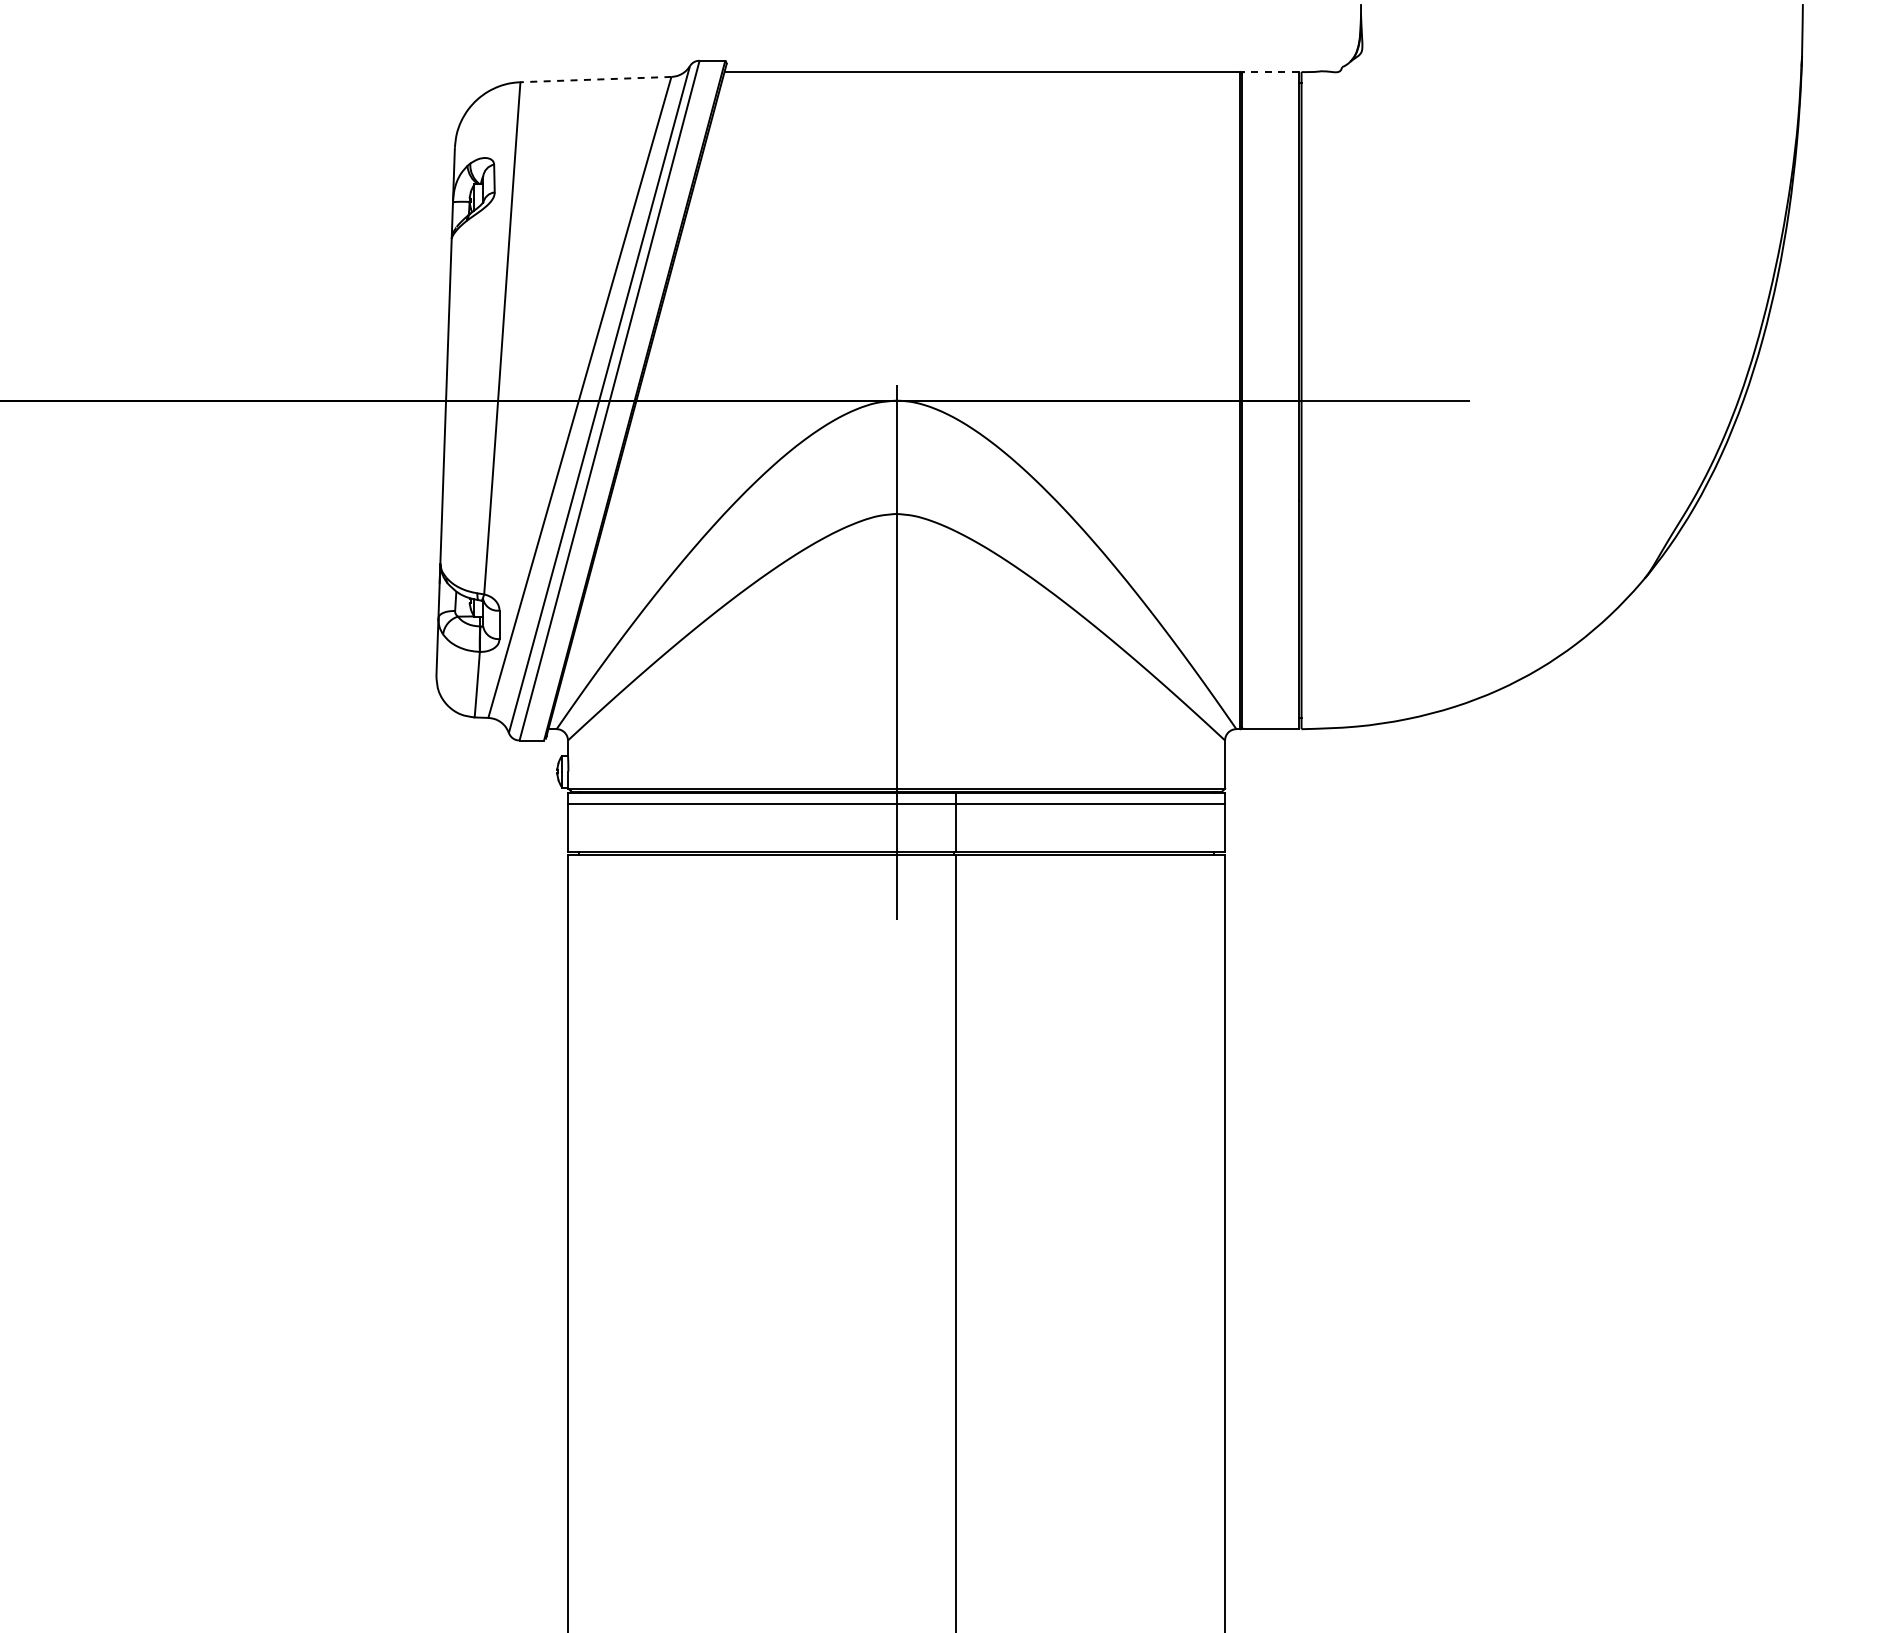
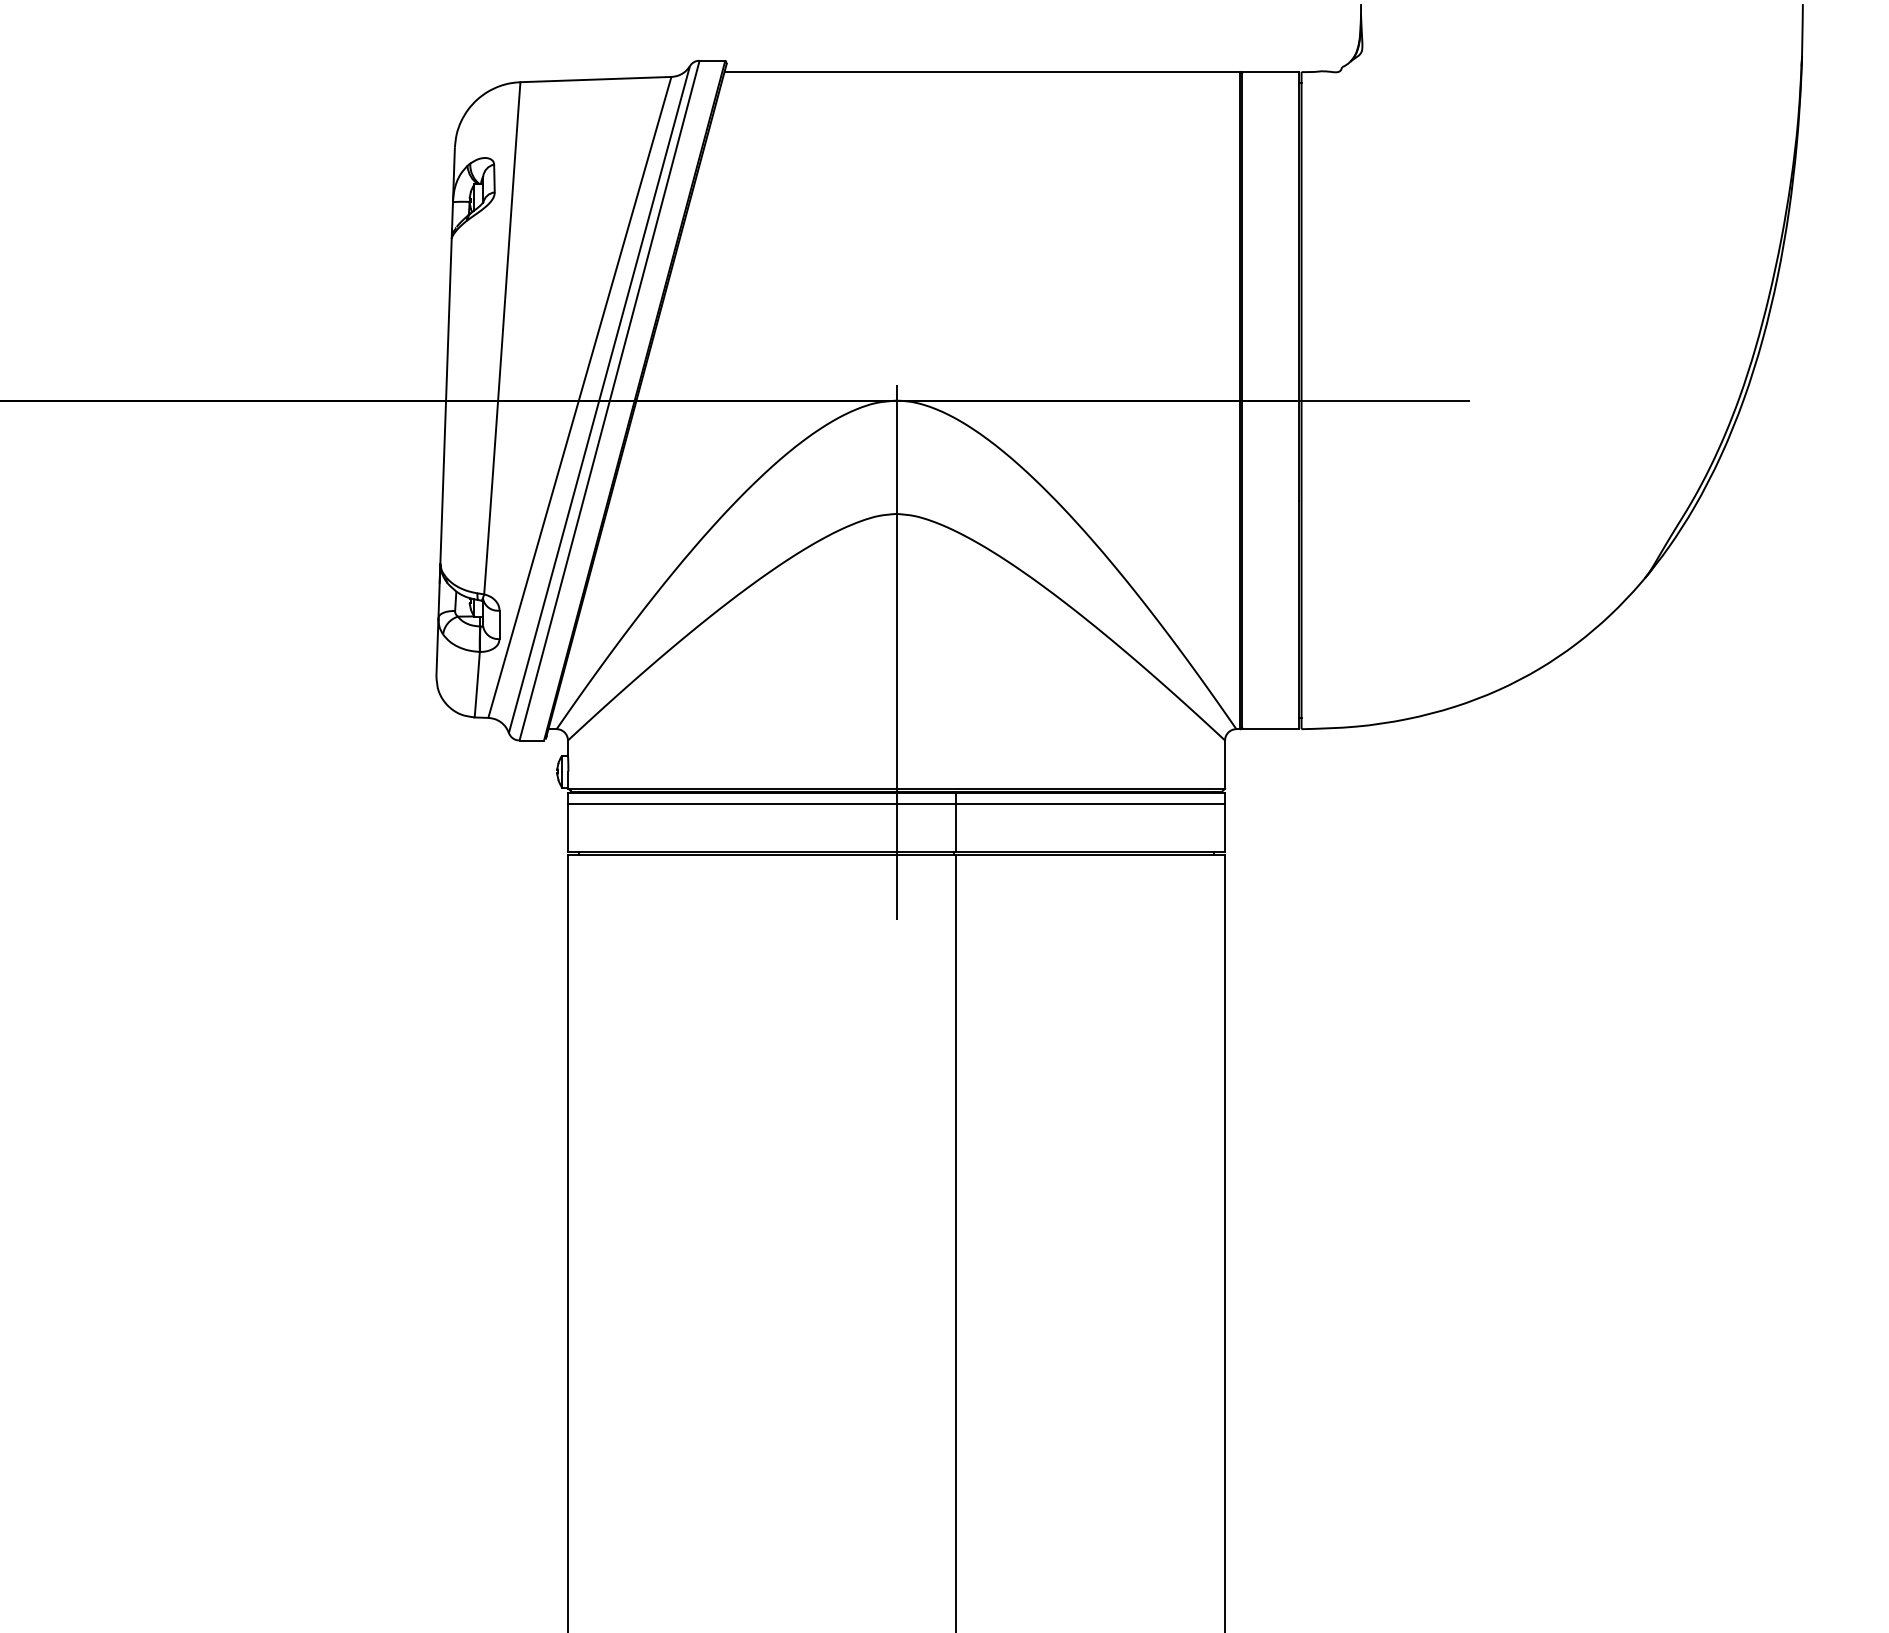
line: dashed -> solid (1269, 72)
line: dashed -> solid (595, 79)
